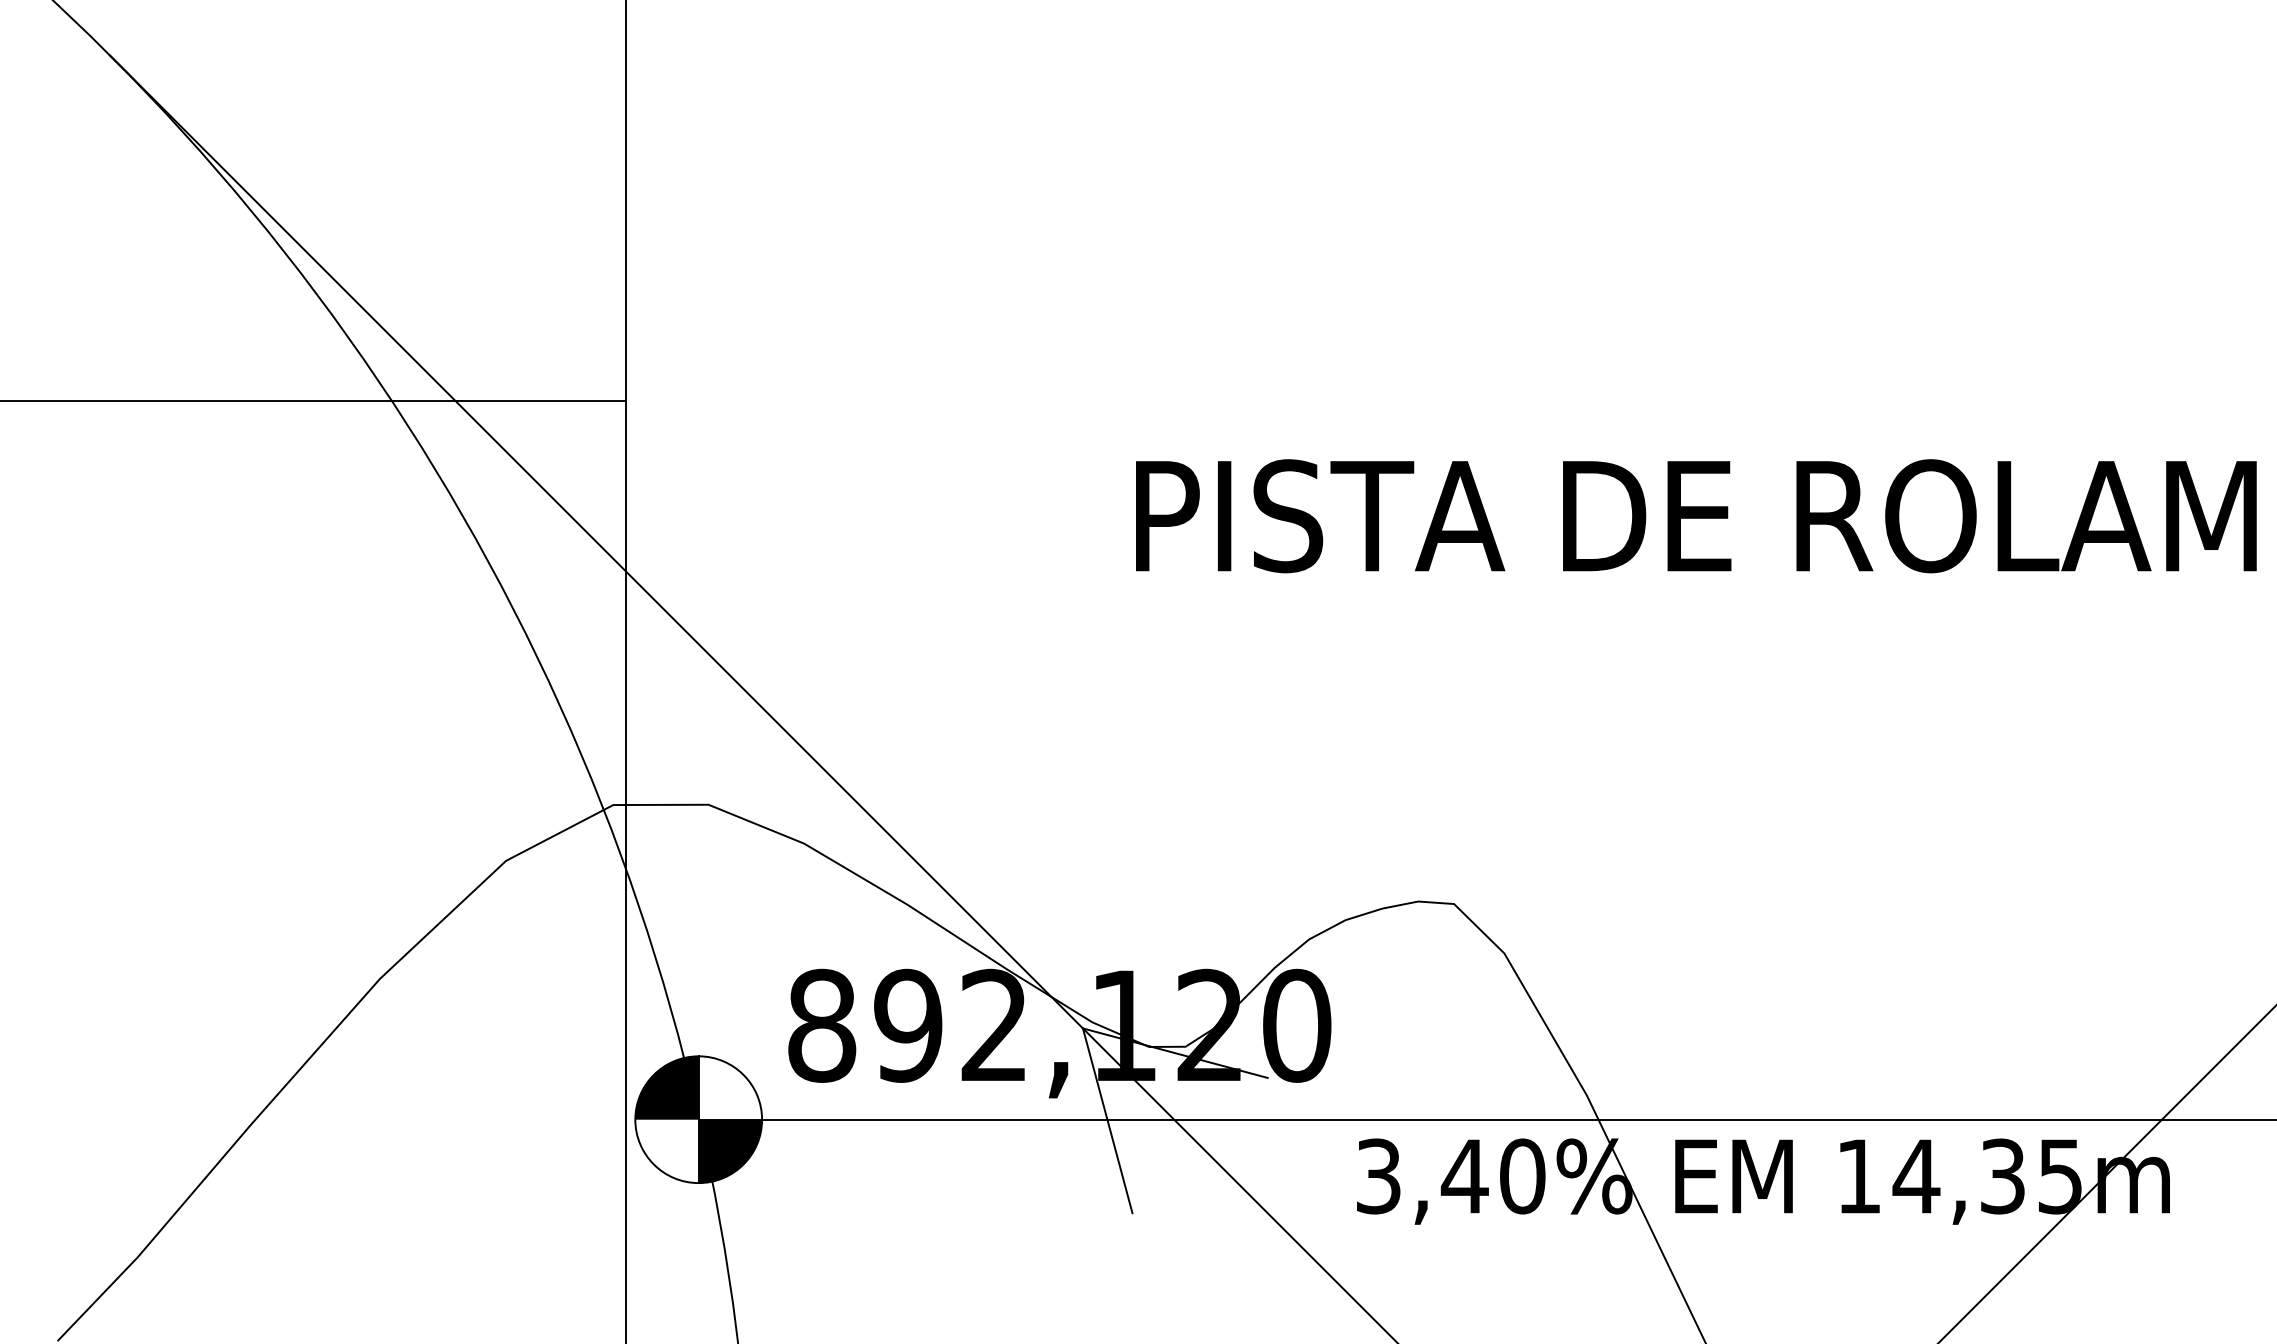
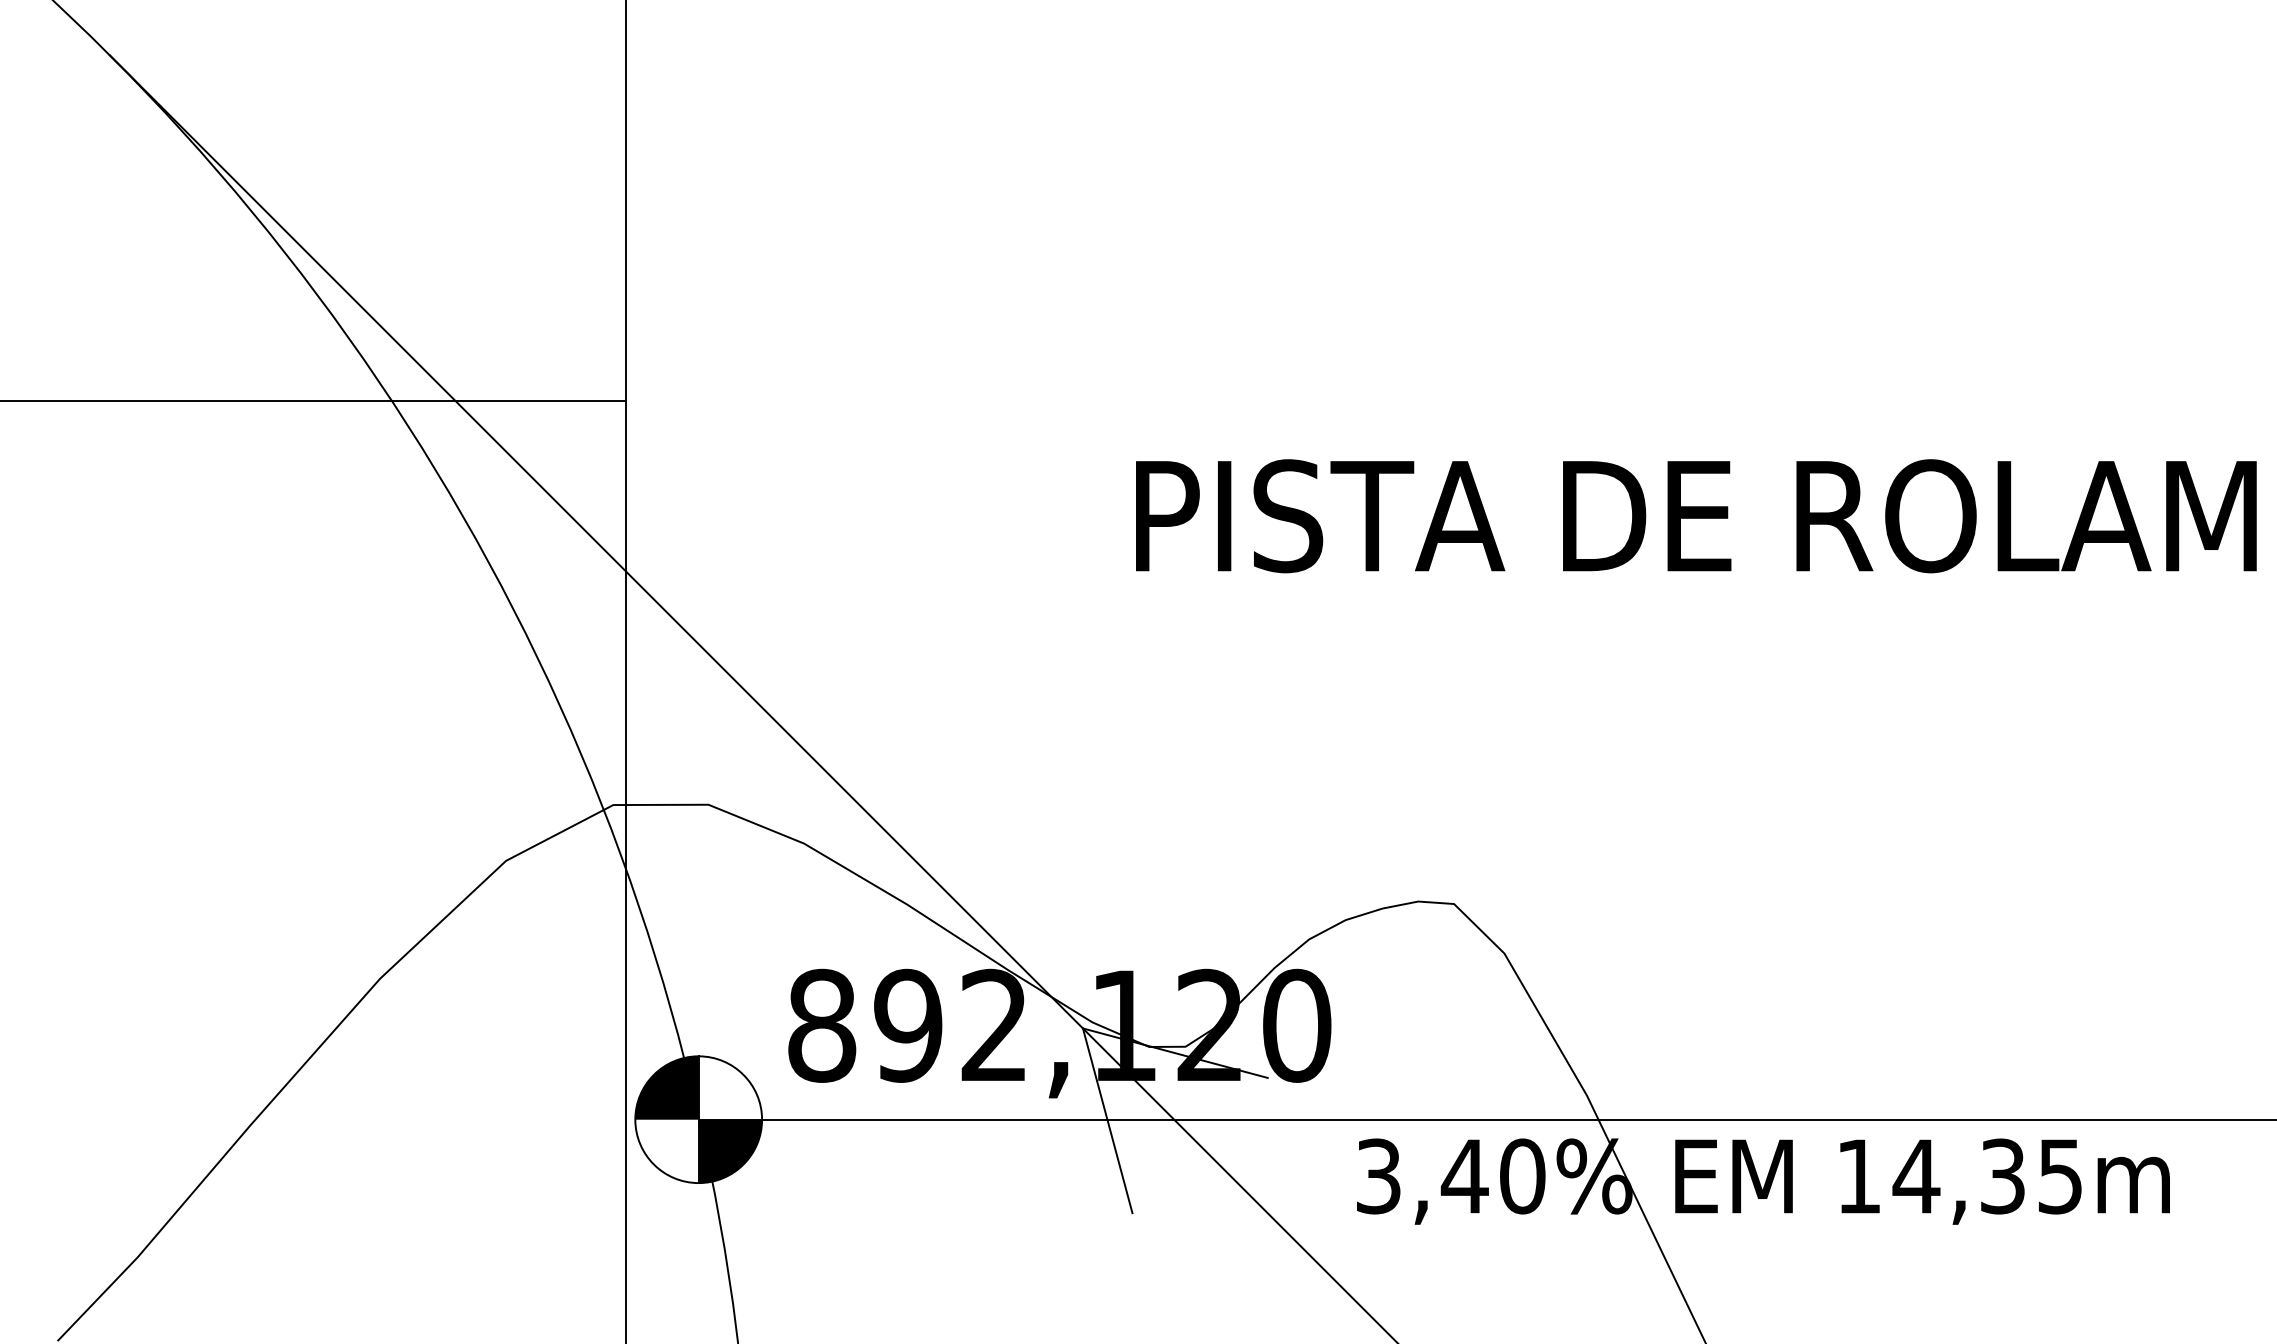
line: present -> none (2107, 1173)
